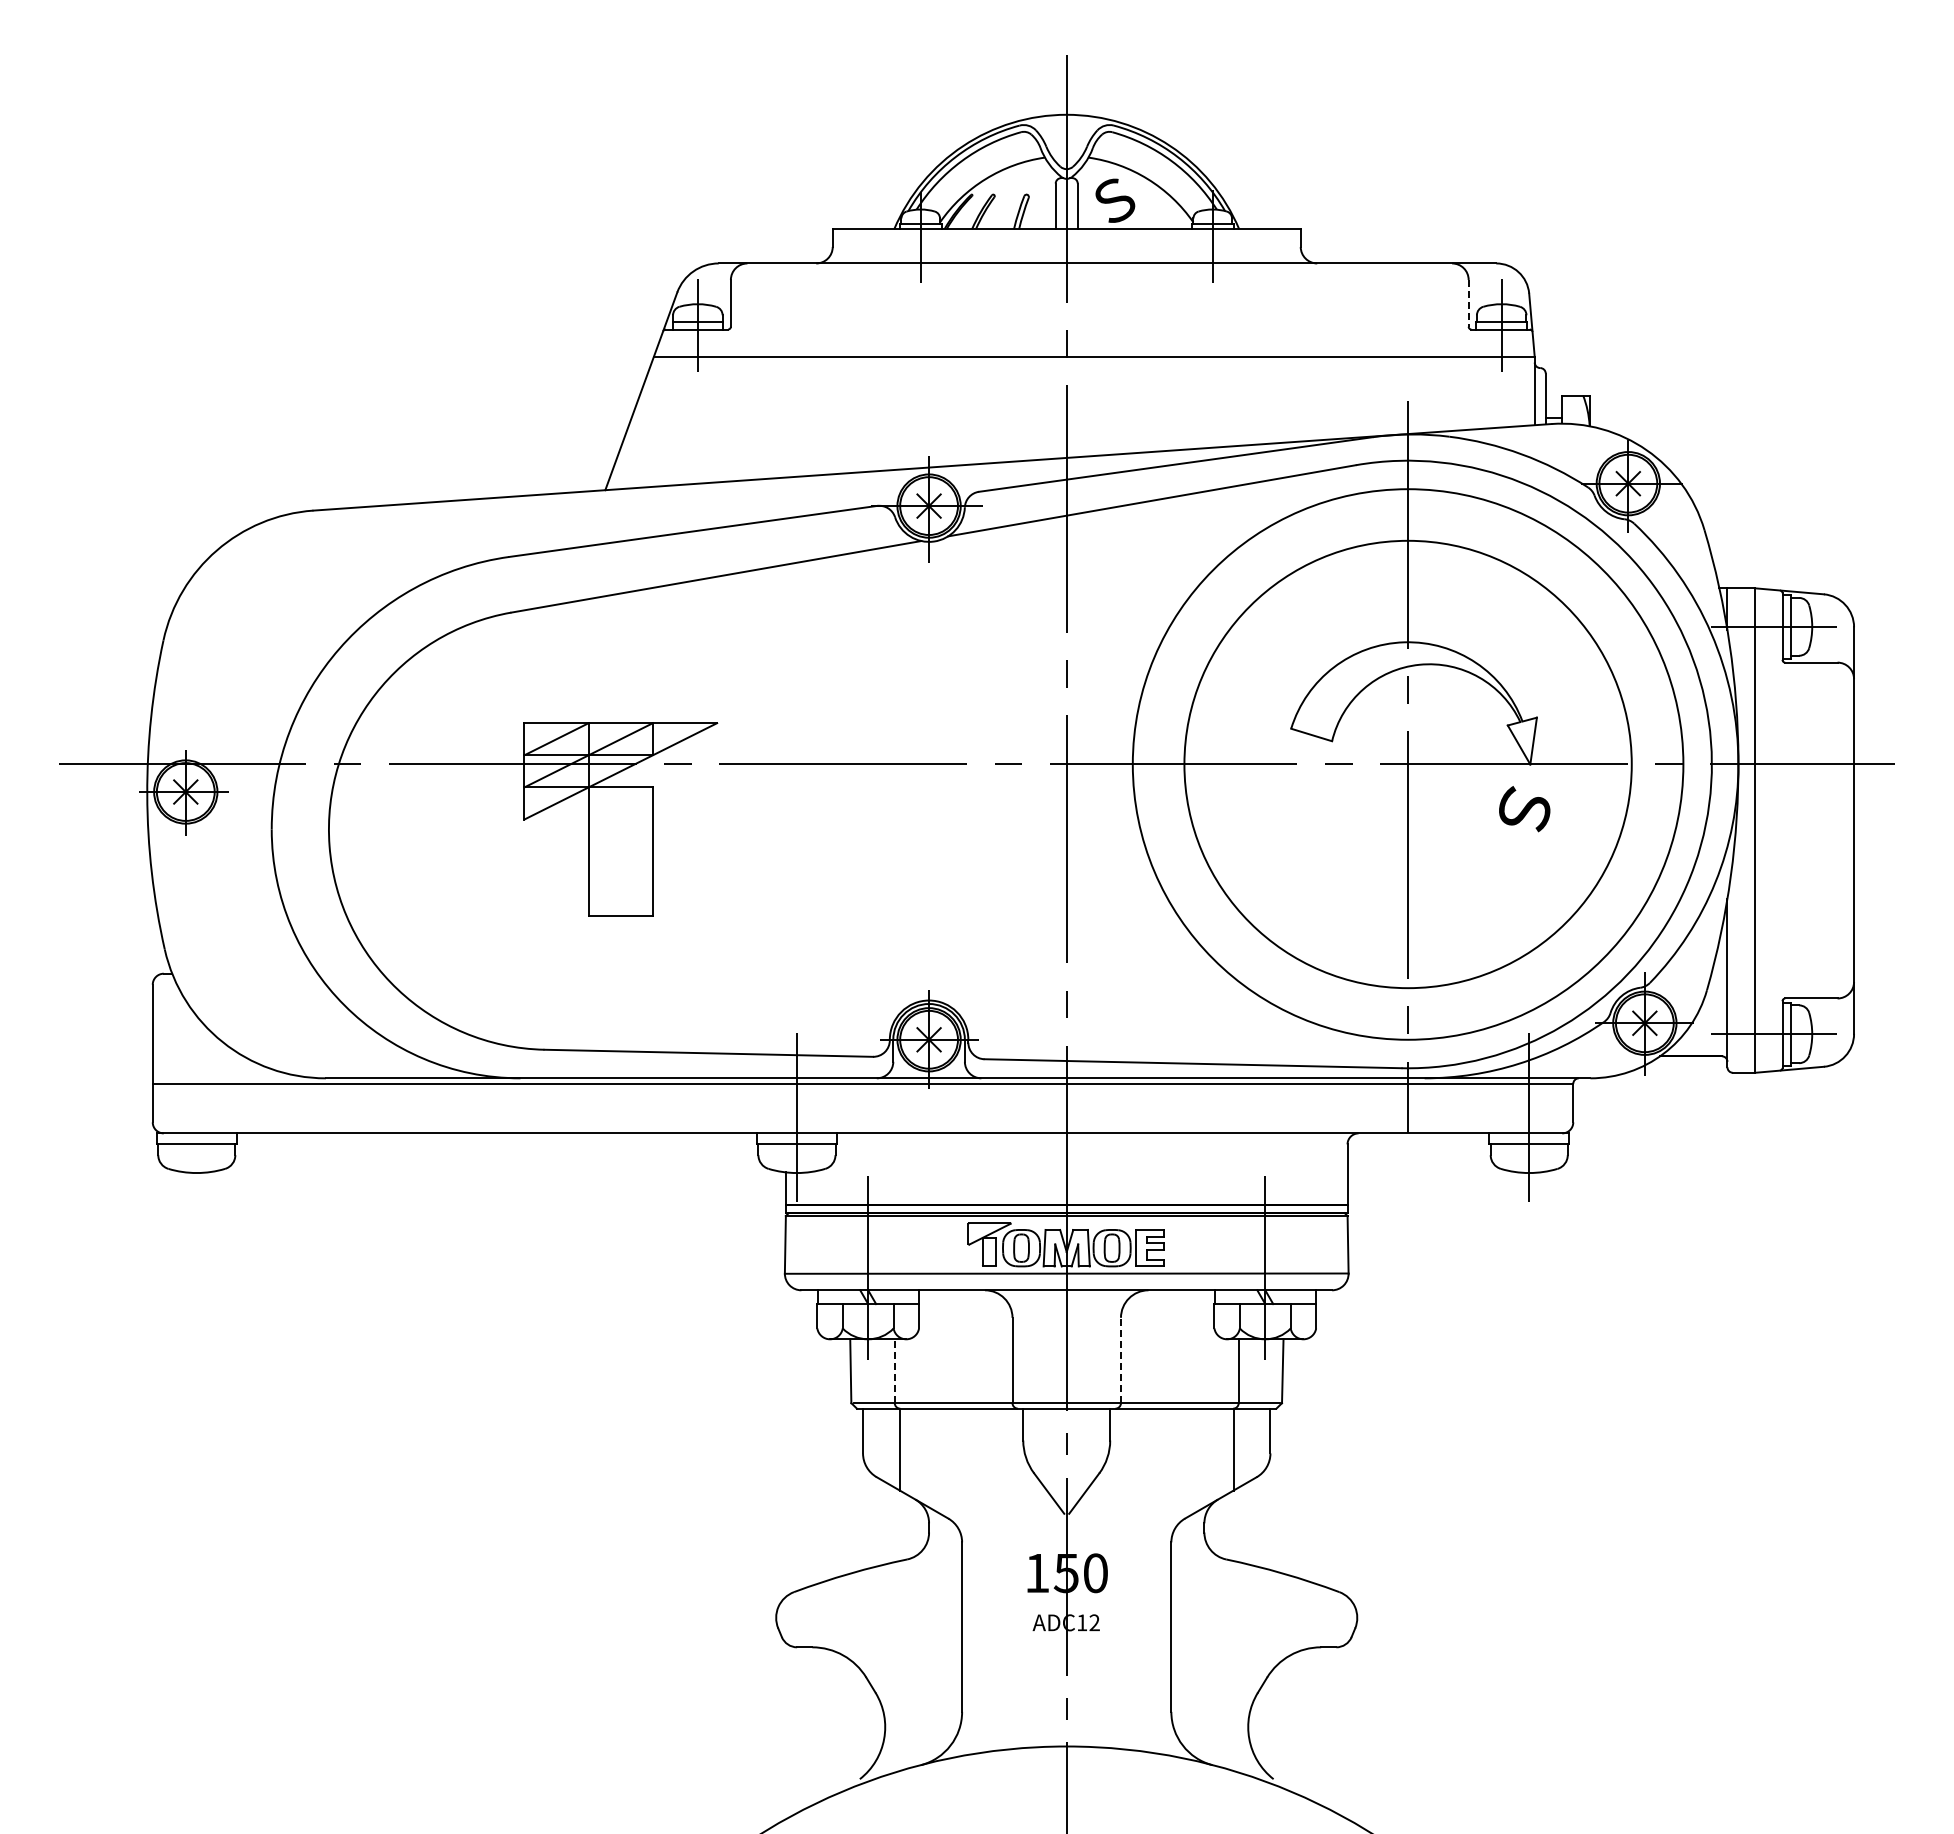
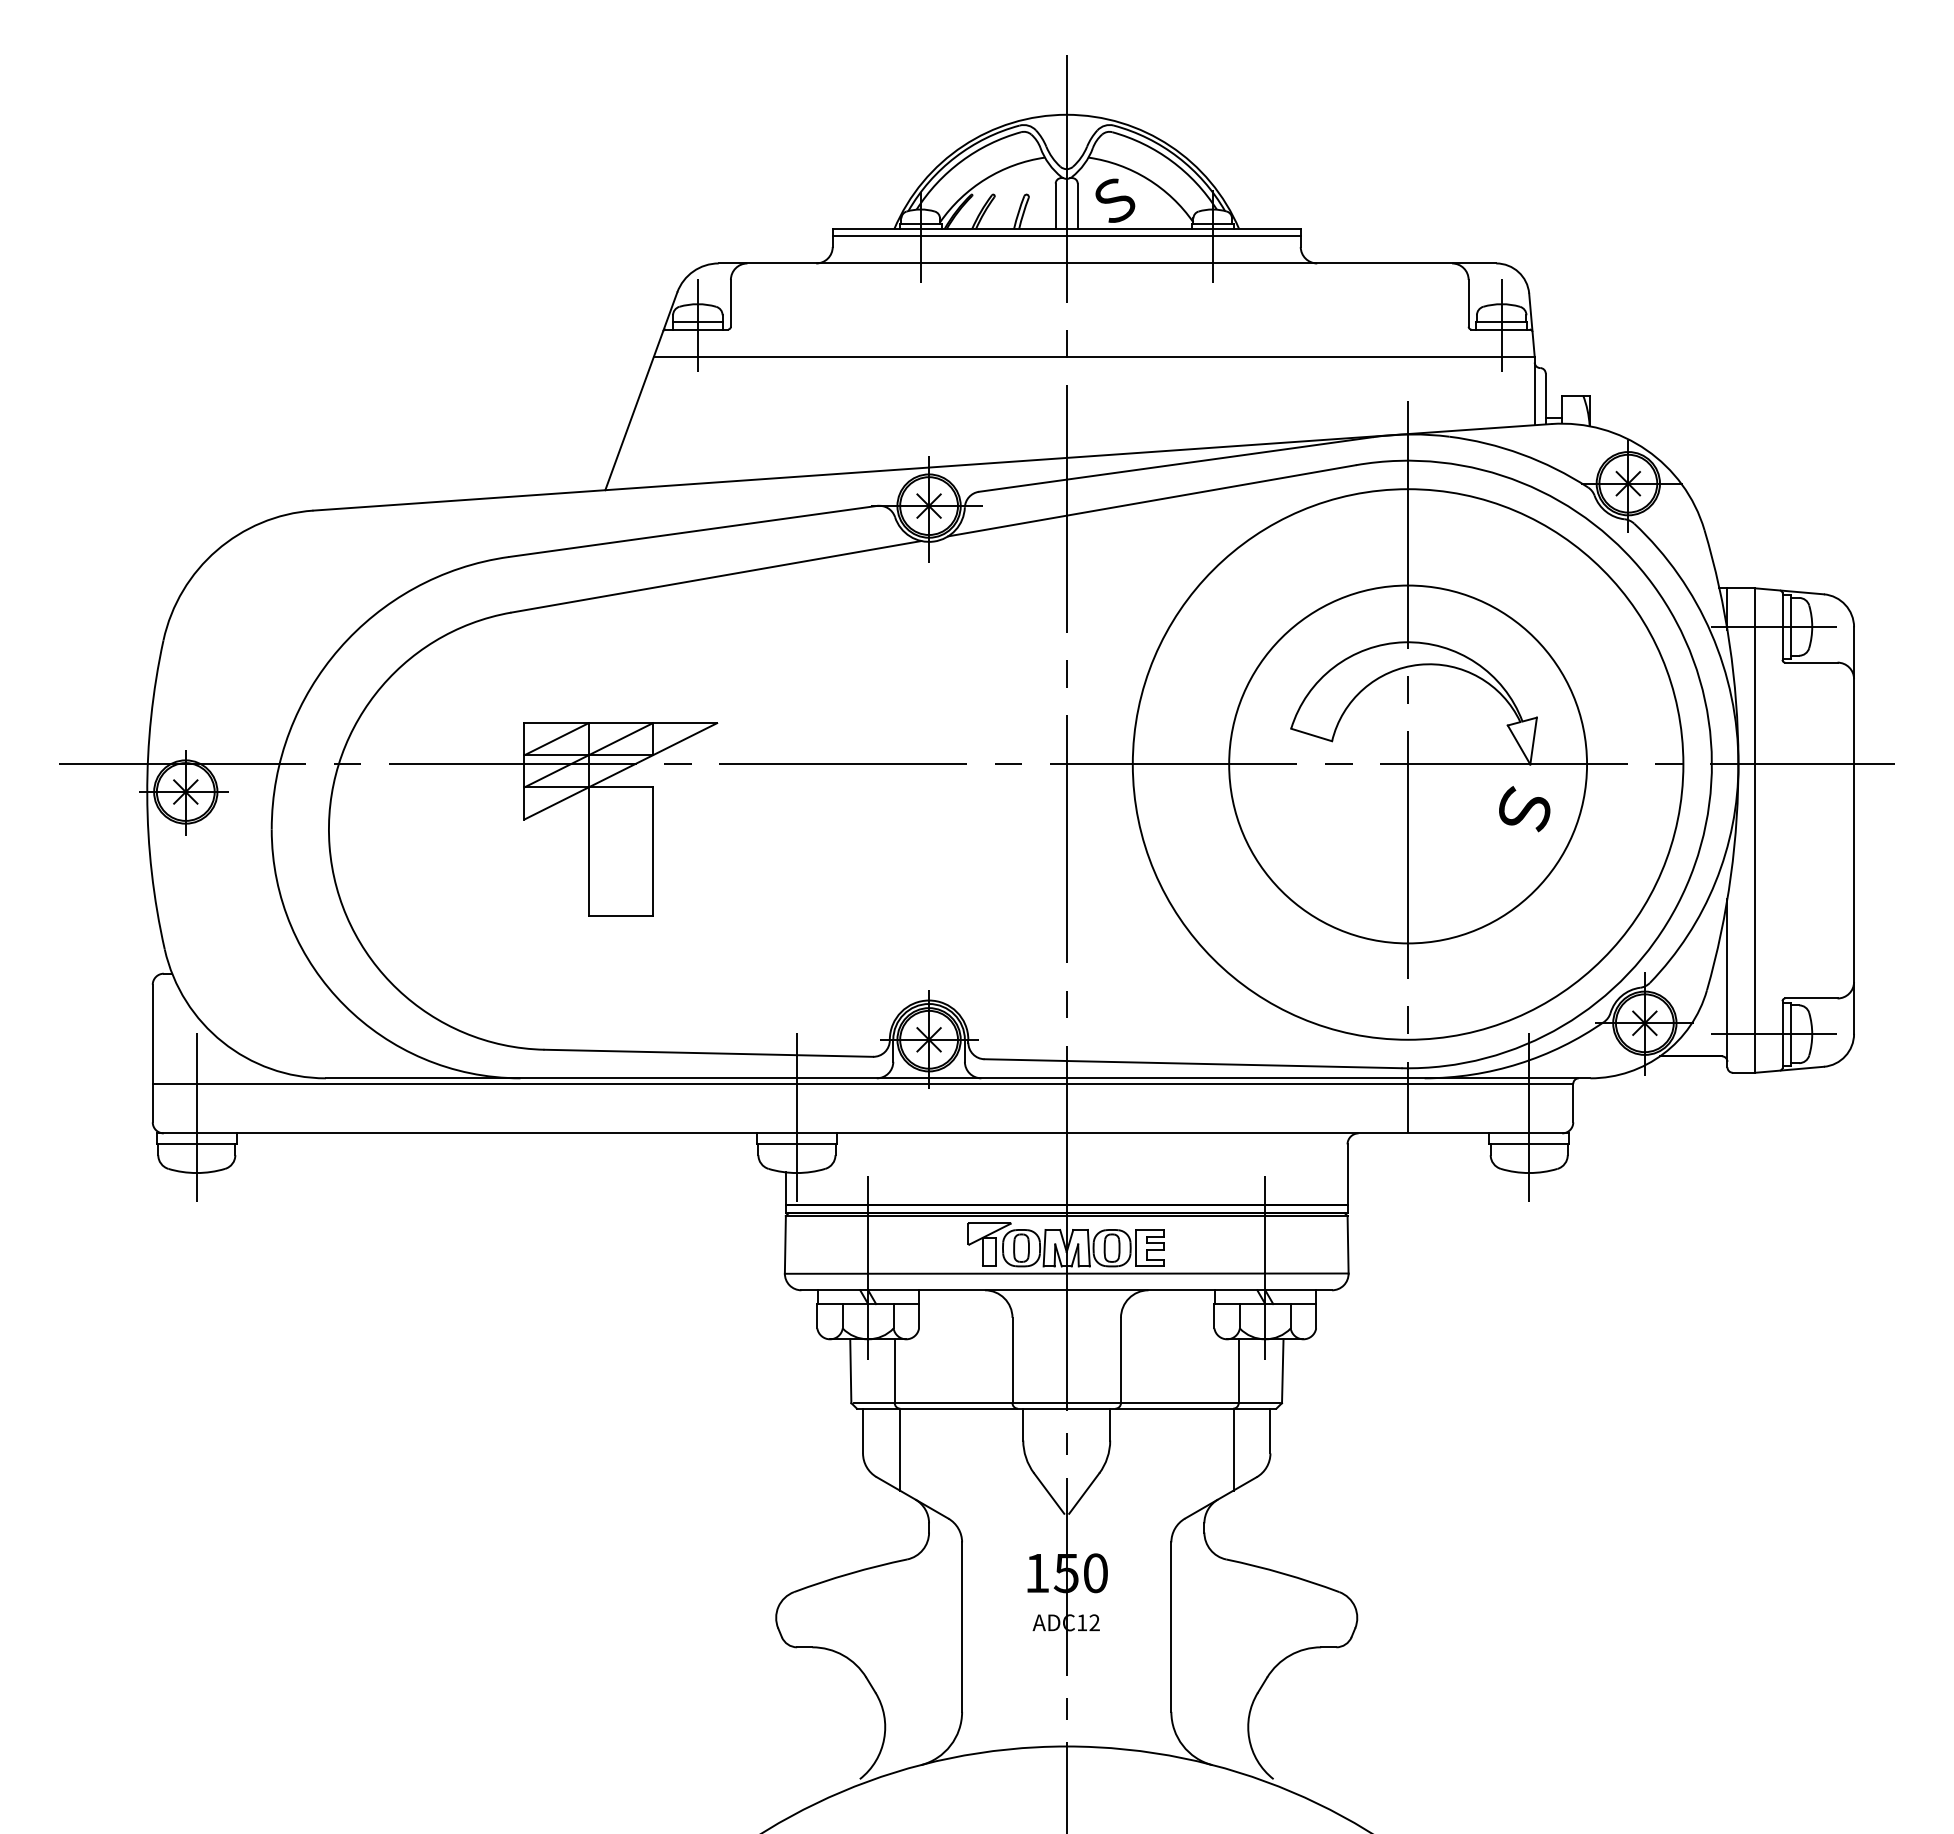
line: none -> present (1066, 235)
line: dashed -> solid (1468, 303)
circle diameter: 447 px -> 358 px (1408, 764)
line: none -> present (196, 1117)
line: dashed -> solid (1120, 1360)
line: dashed -> solid (894, 1371)
